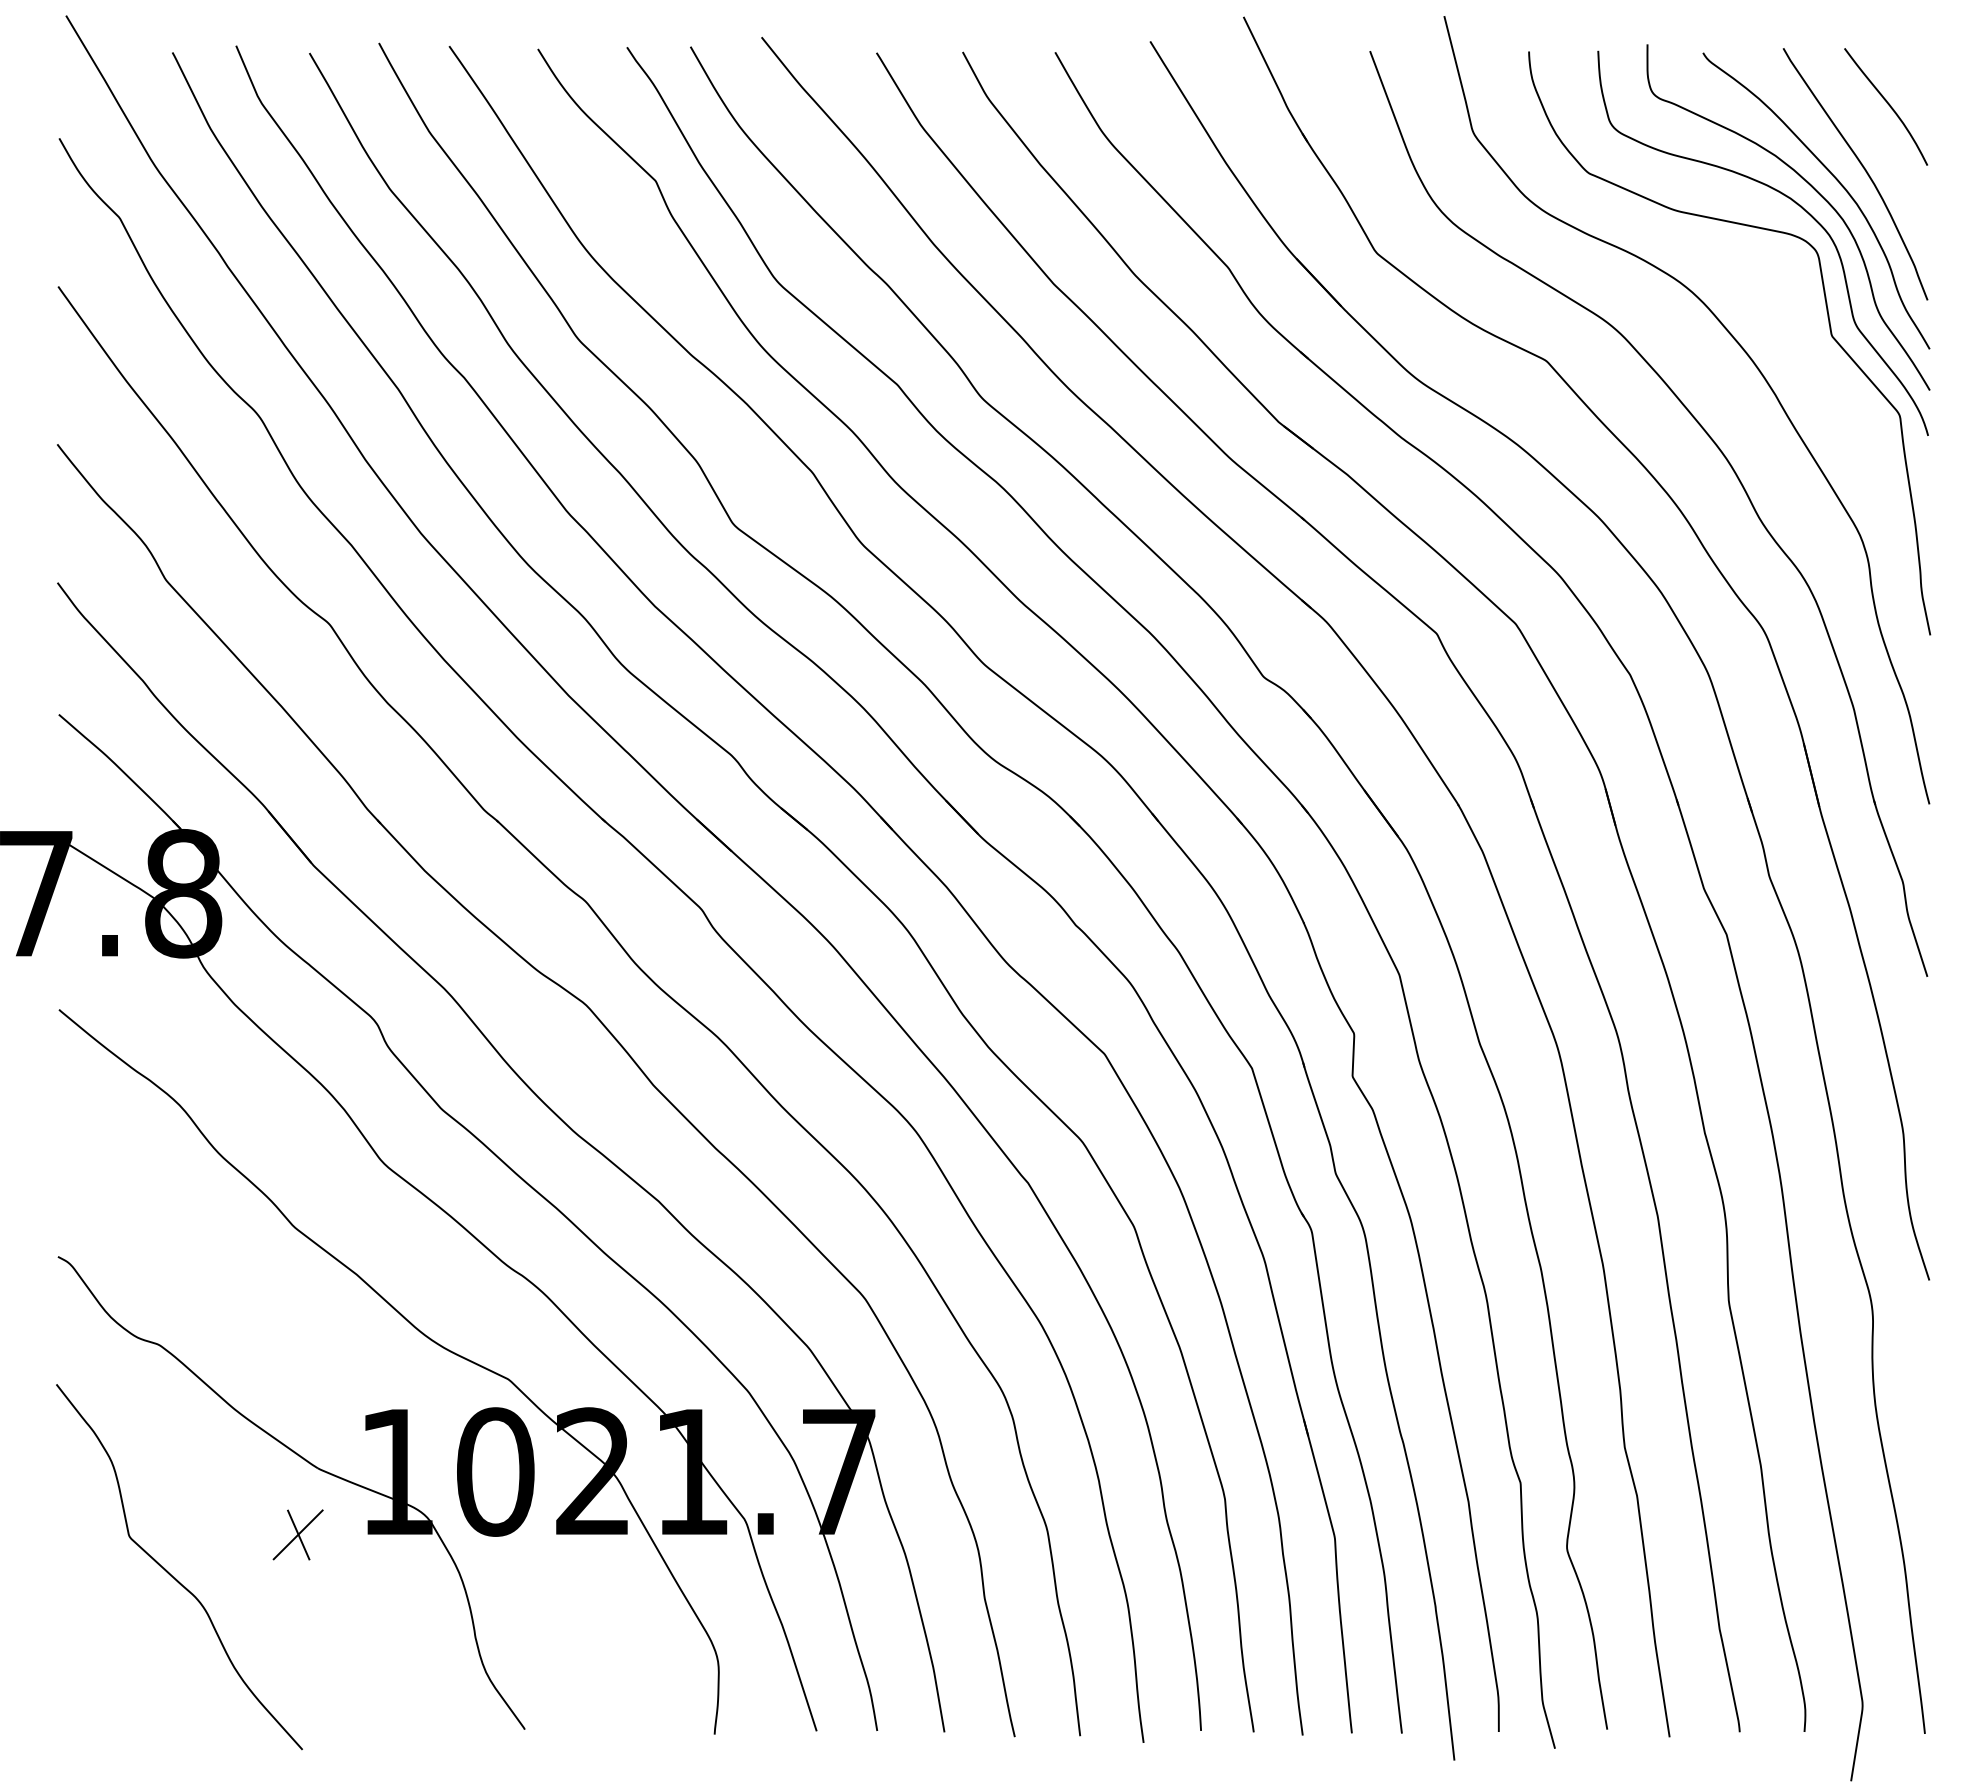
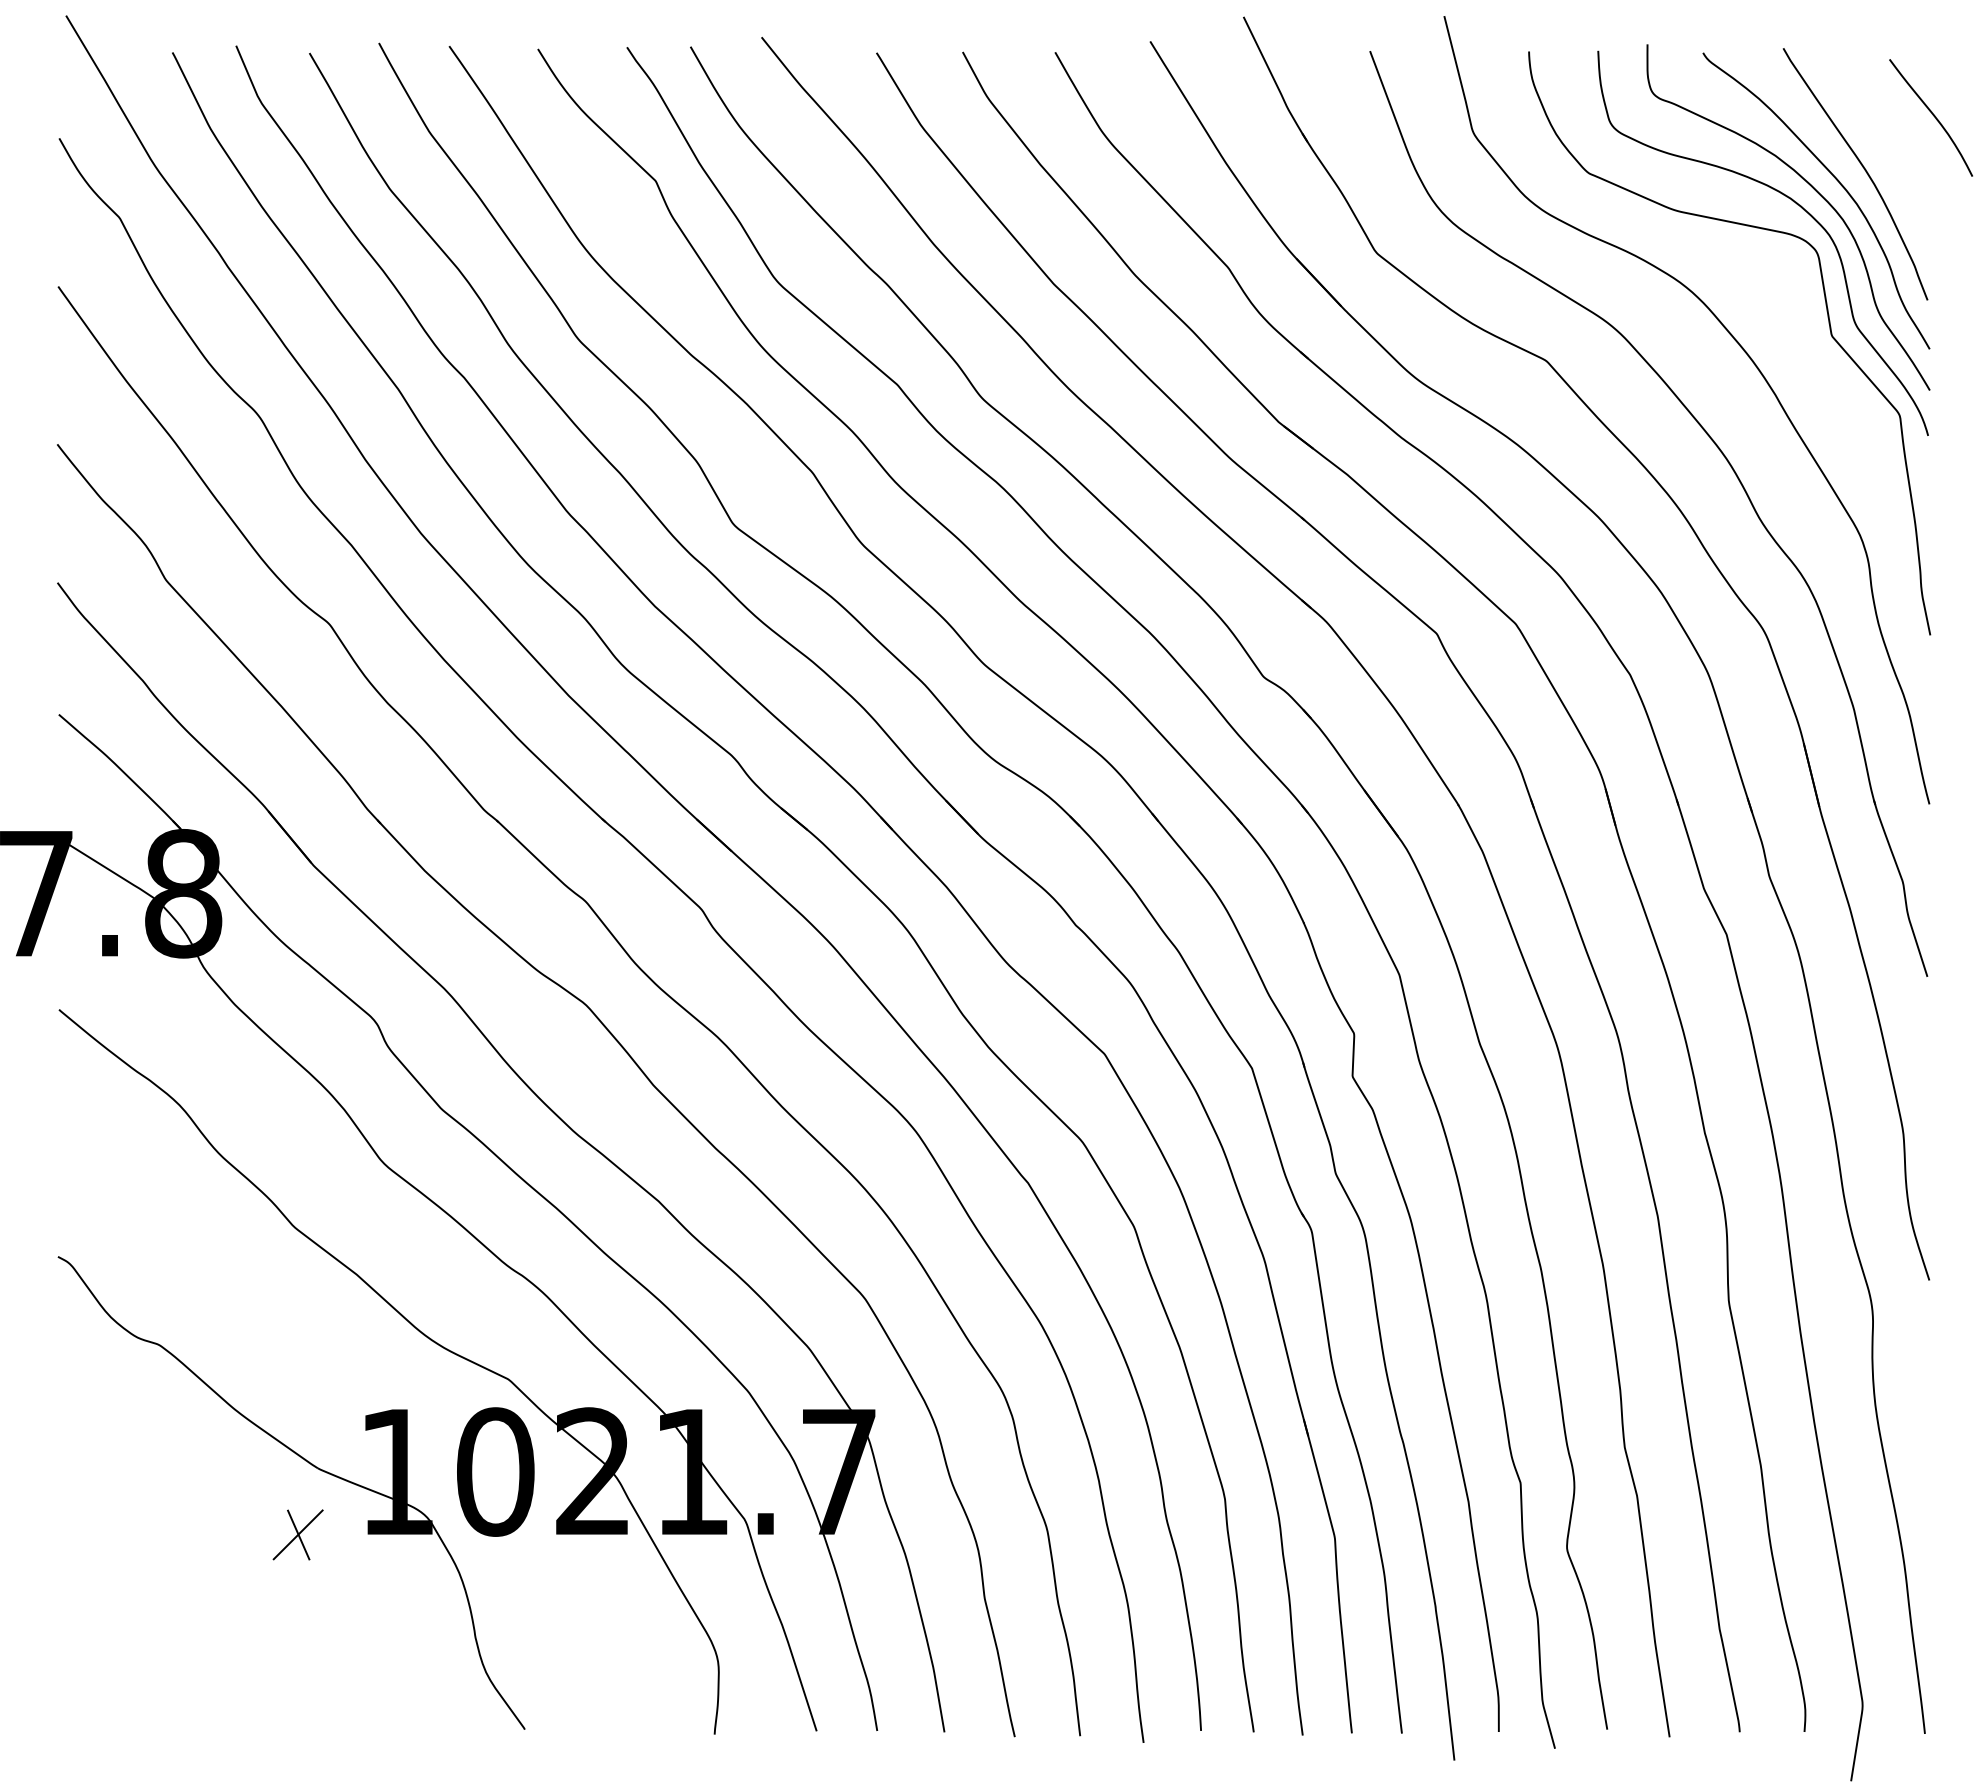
curve position: (1887, 104) -> (1932, 115) (1932, 115)
curve: present -> none (171, 1574)
